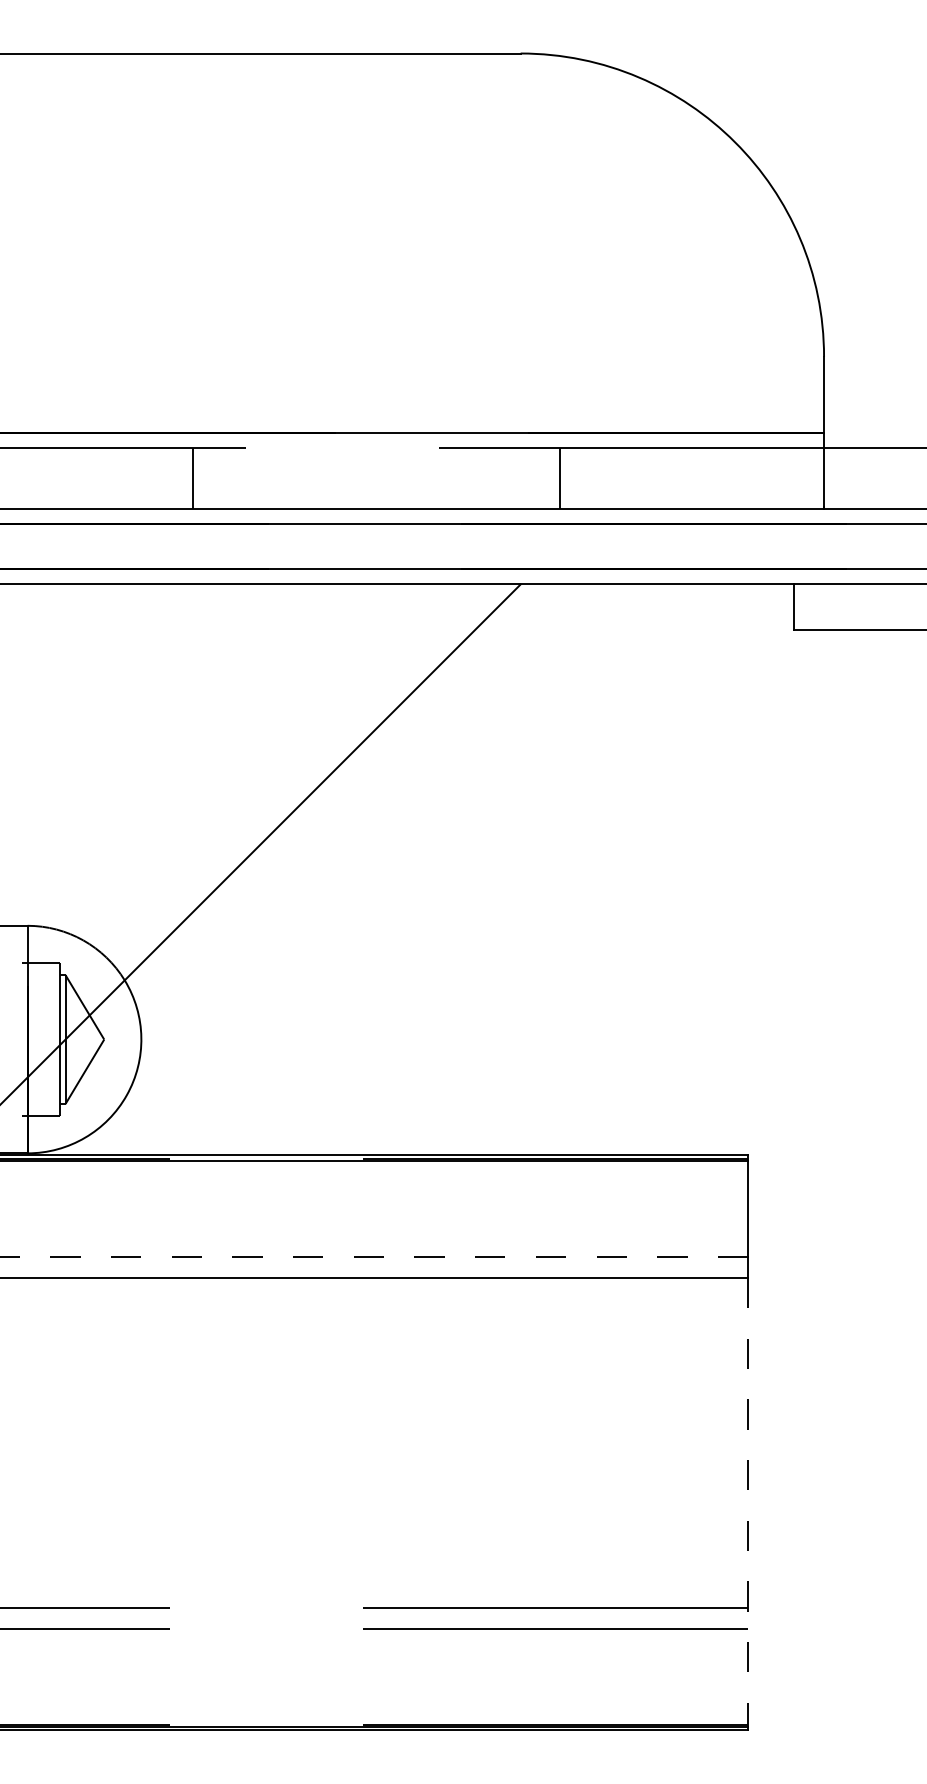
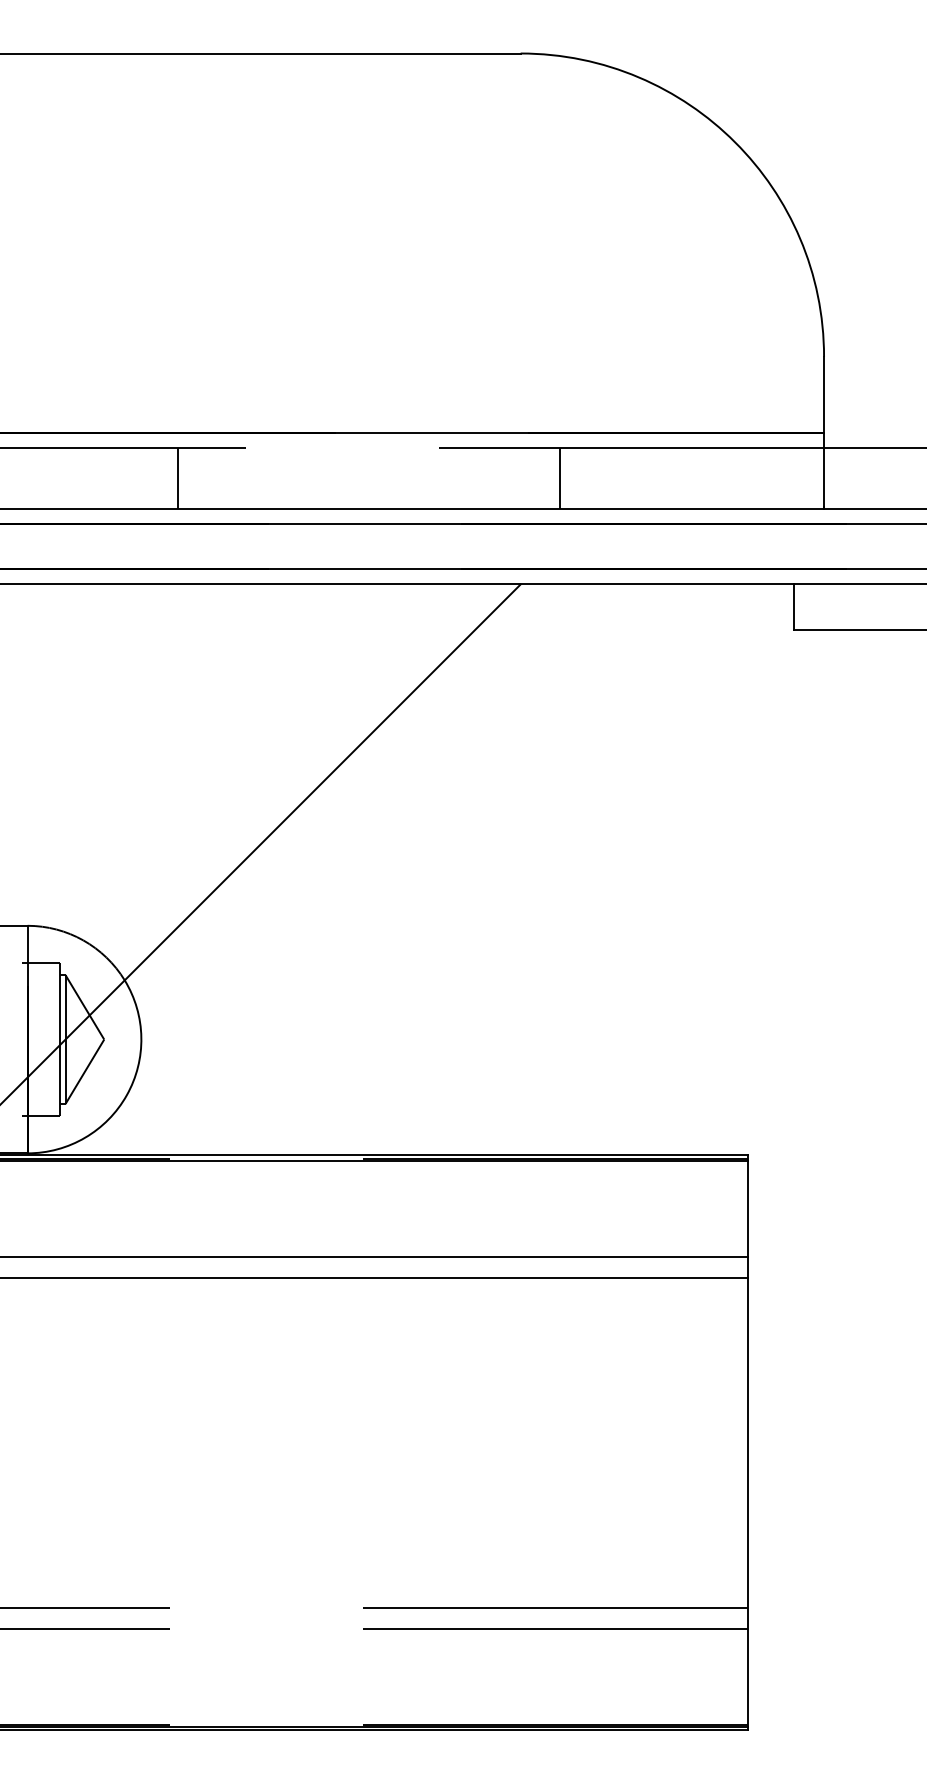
line position: (192, 477) -> (177, 477) (177, 477)
line: dashed -> solid (374, 1256)
line: dashed -> solid (748, 1502)
